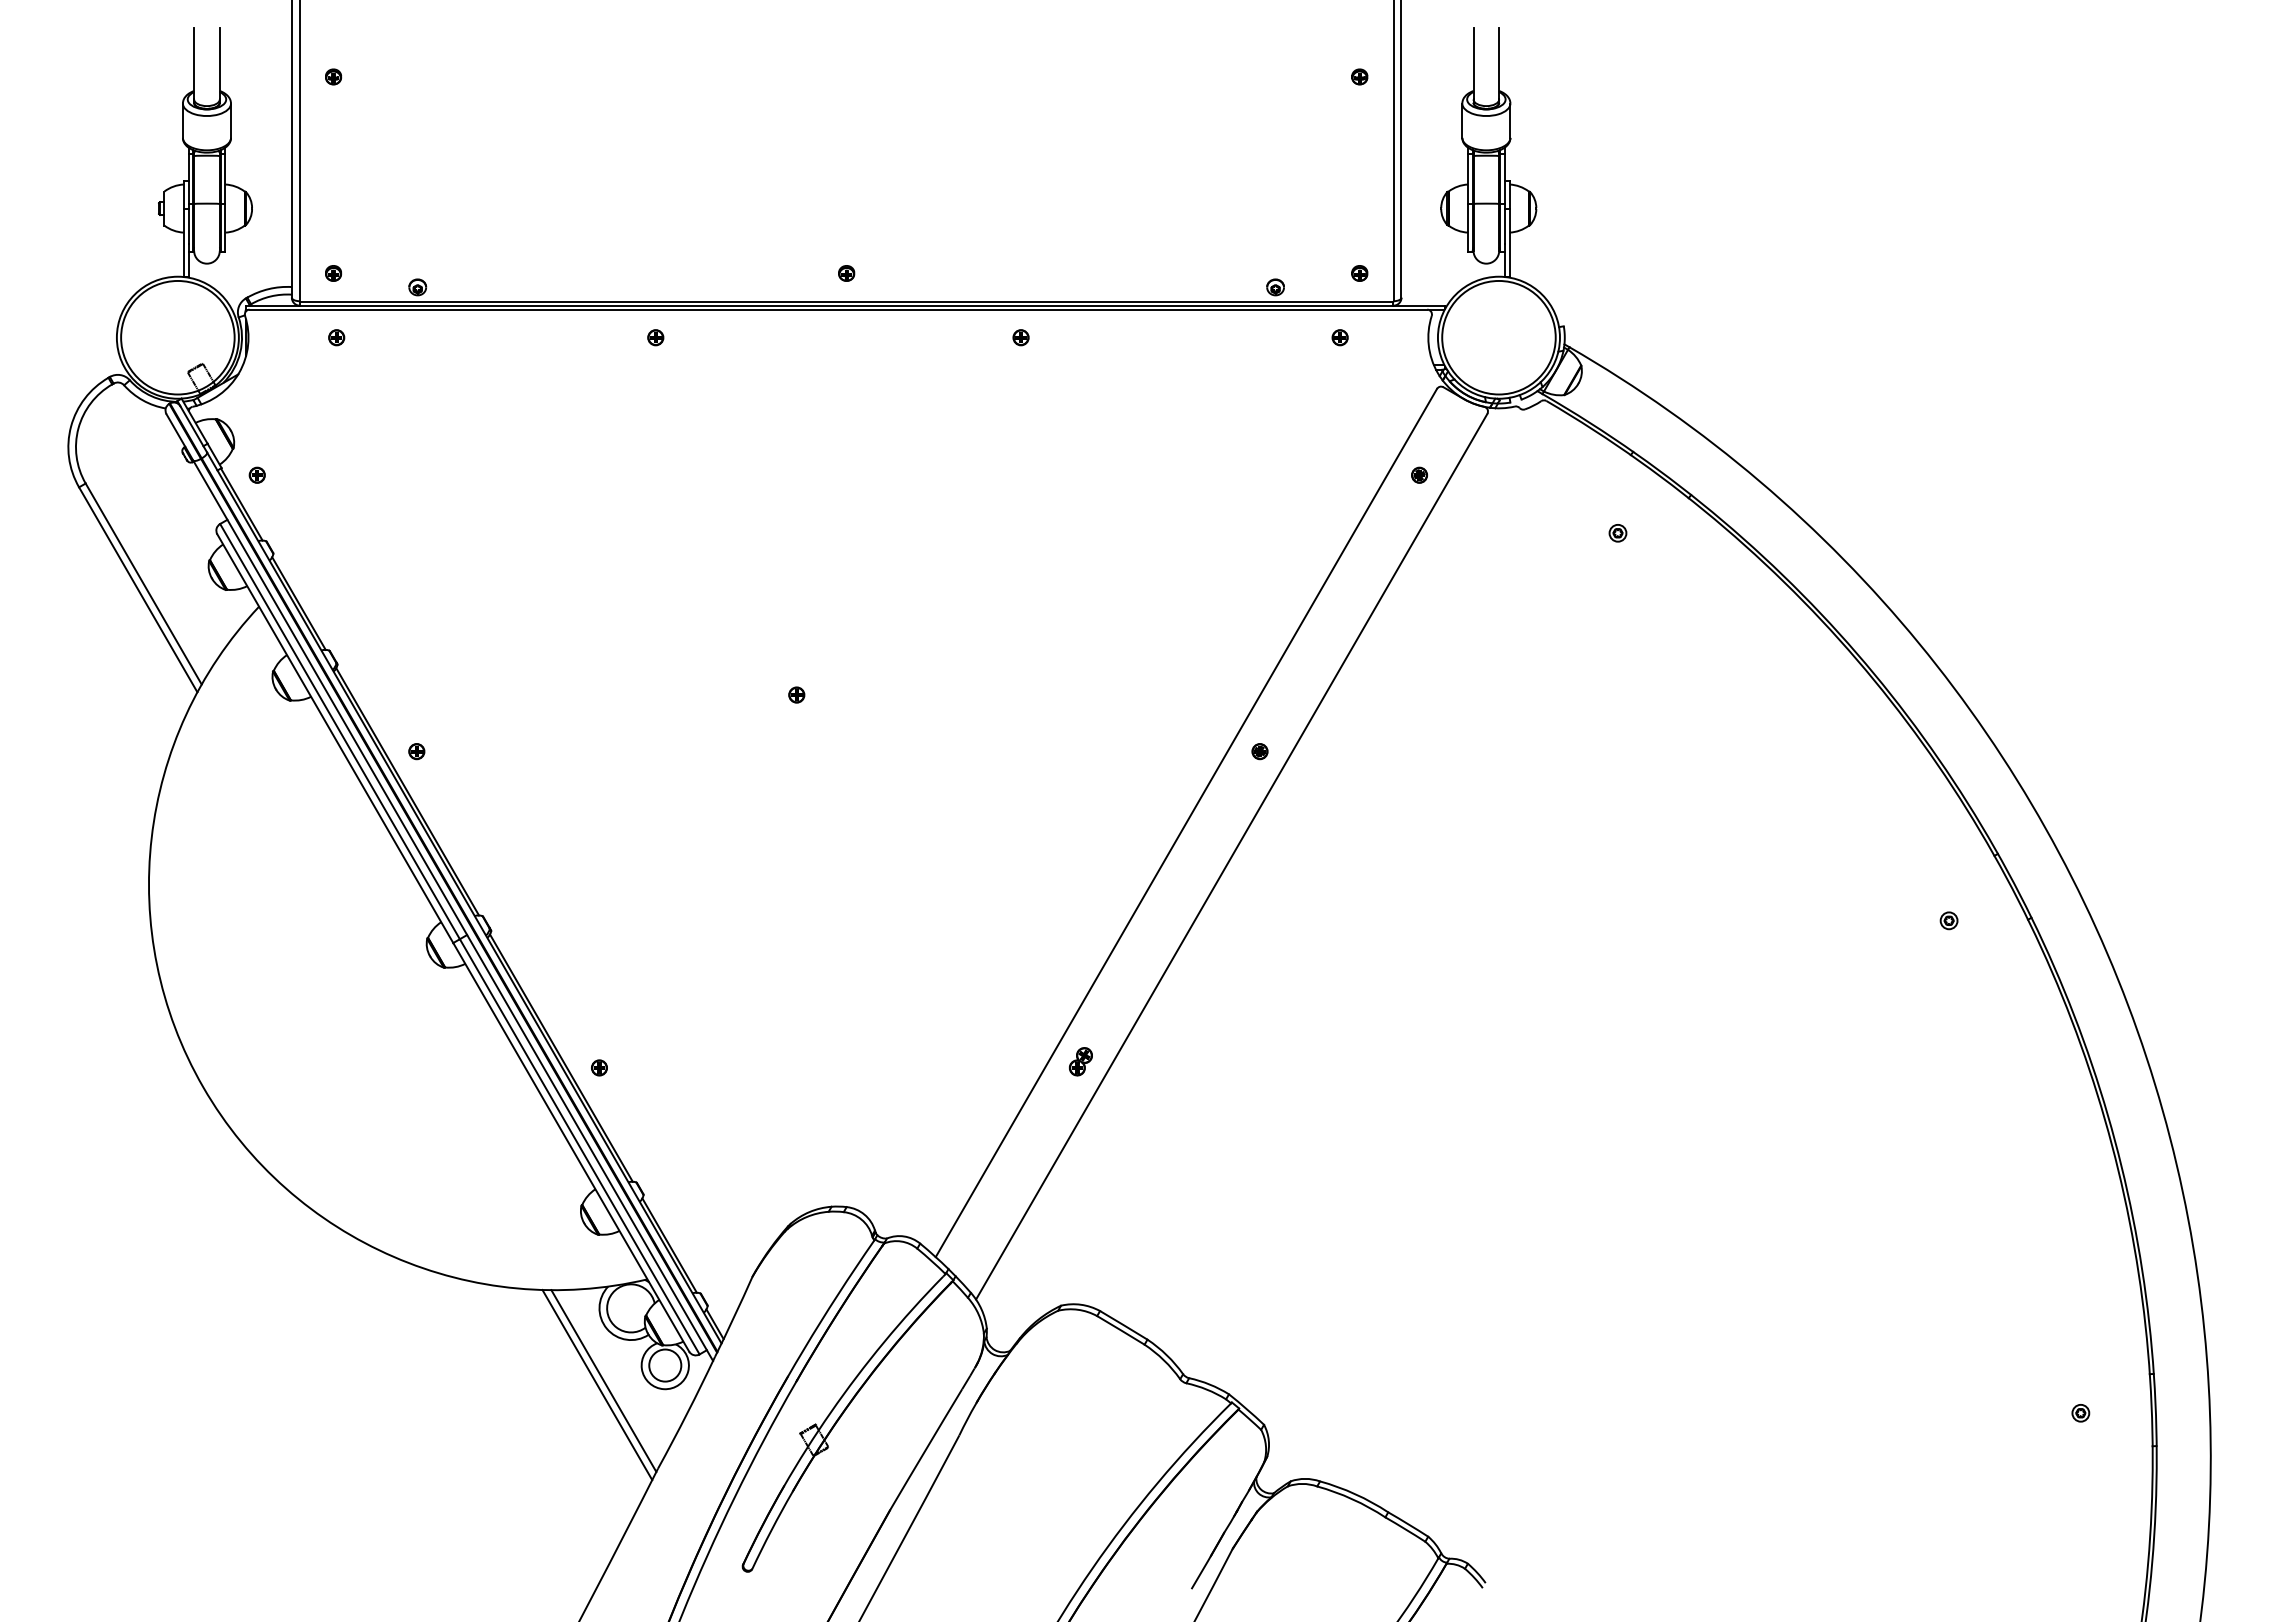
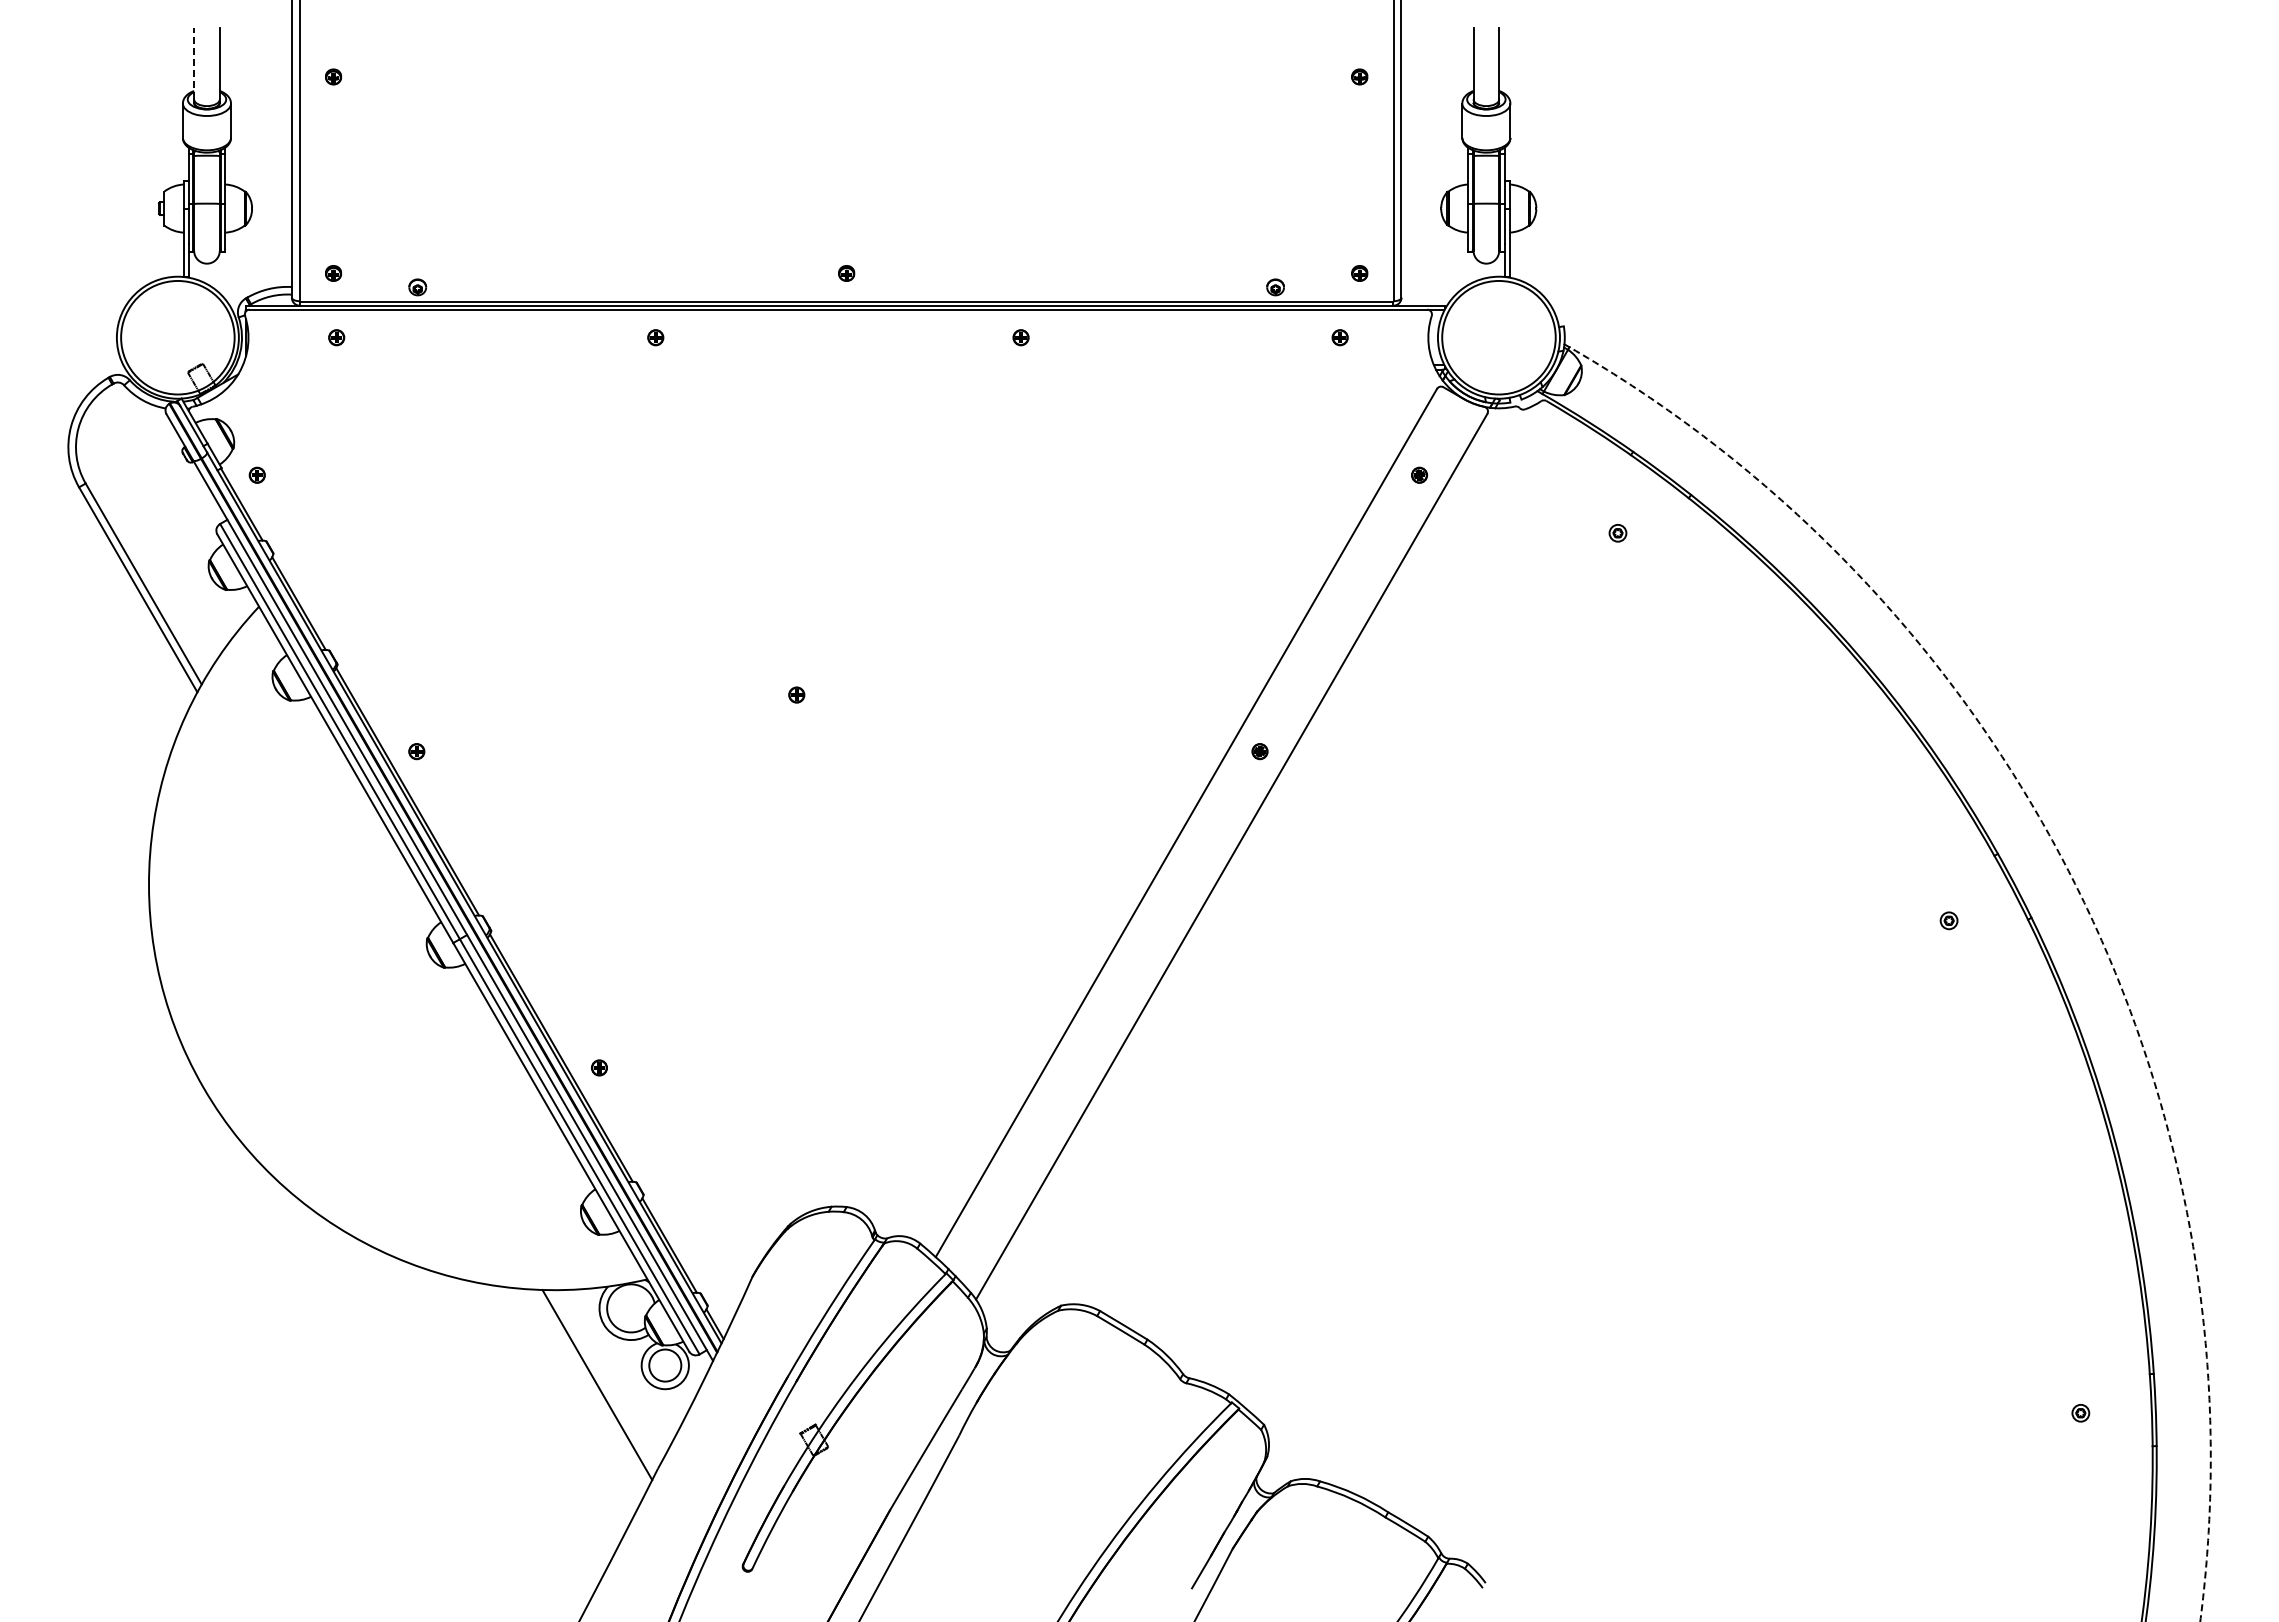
line: solid -> dashed (194, 63)
arc: solid -> dashed (2076, 887)
part: present -> none (1080, 1061)
line: present -> none (603, 1380)
